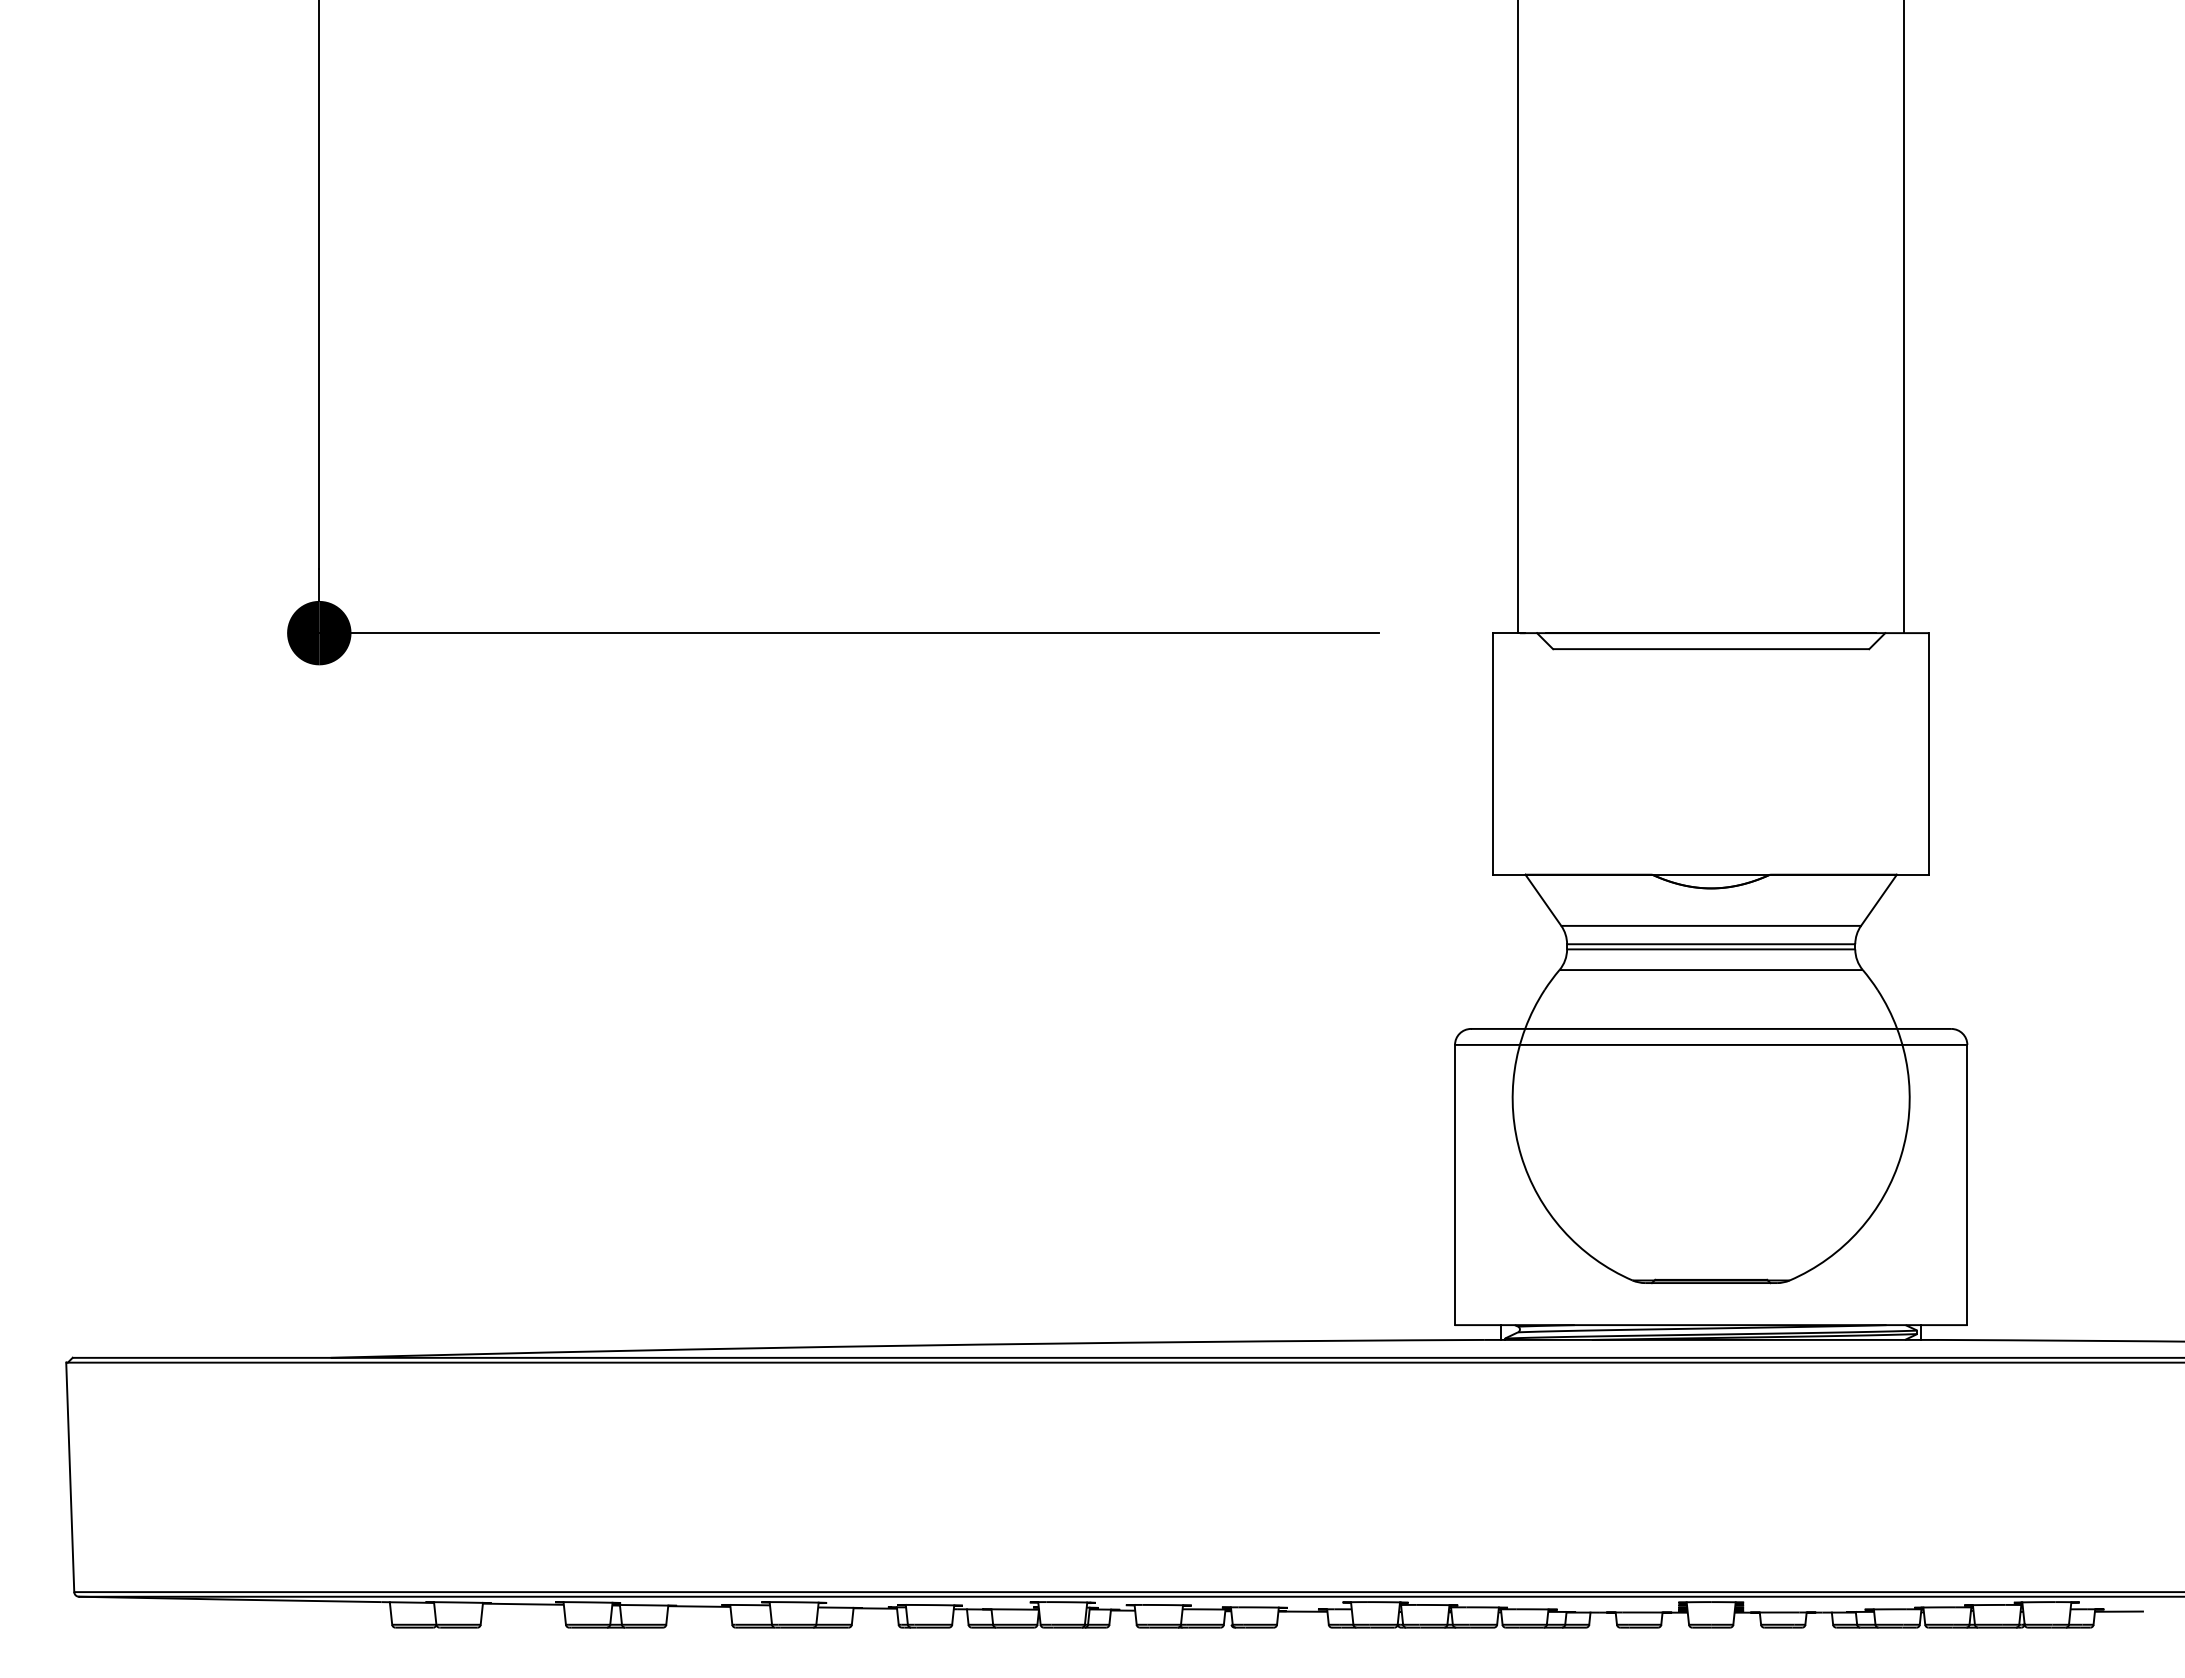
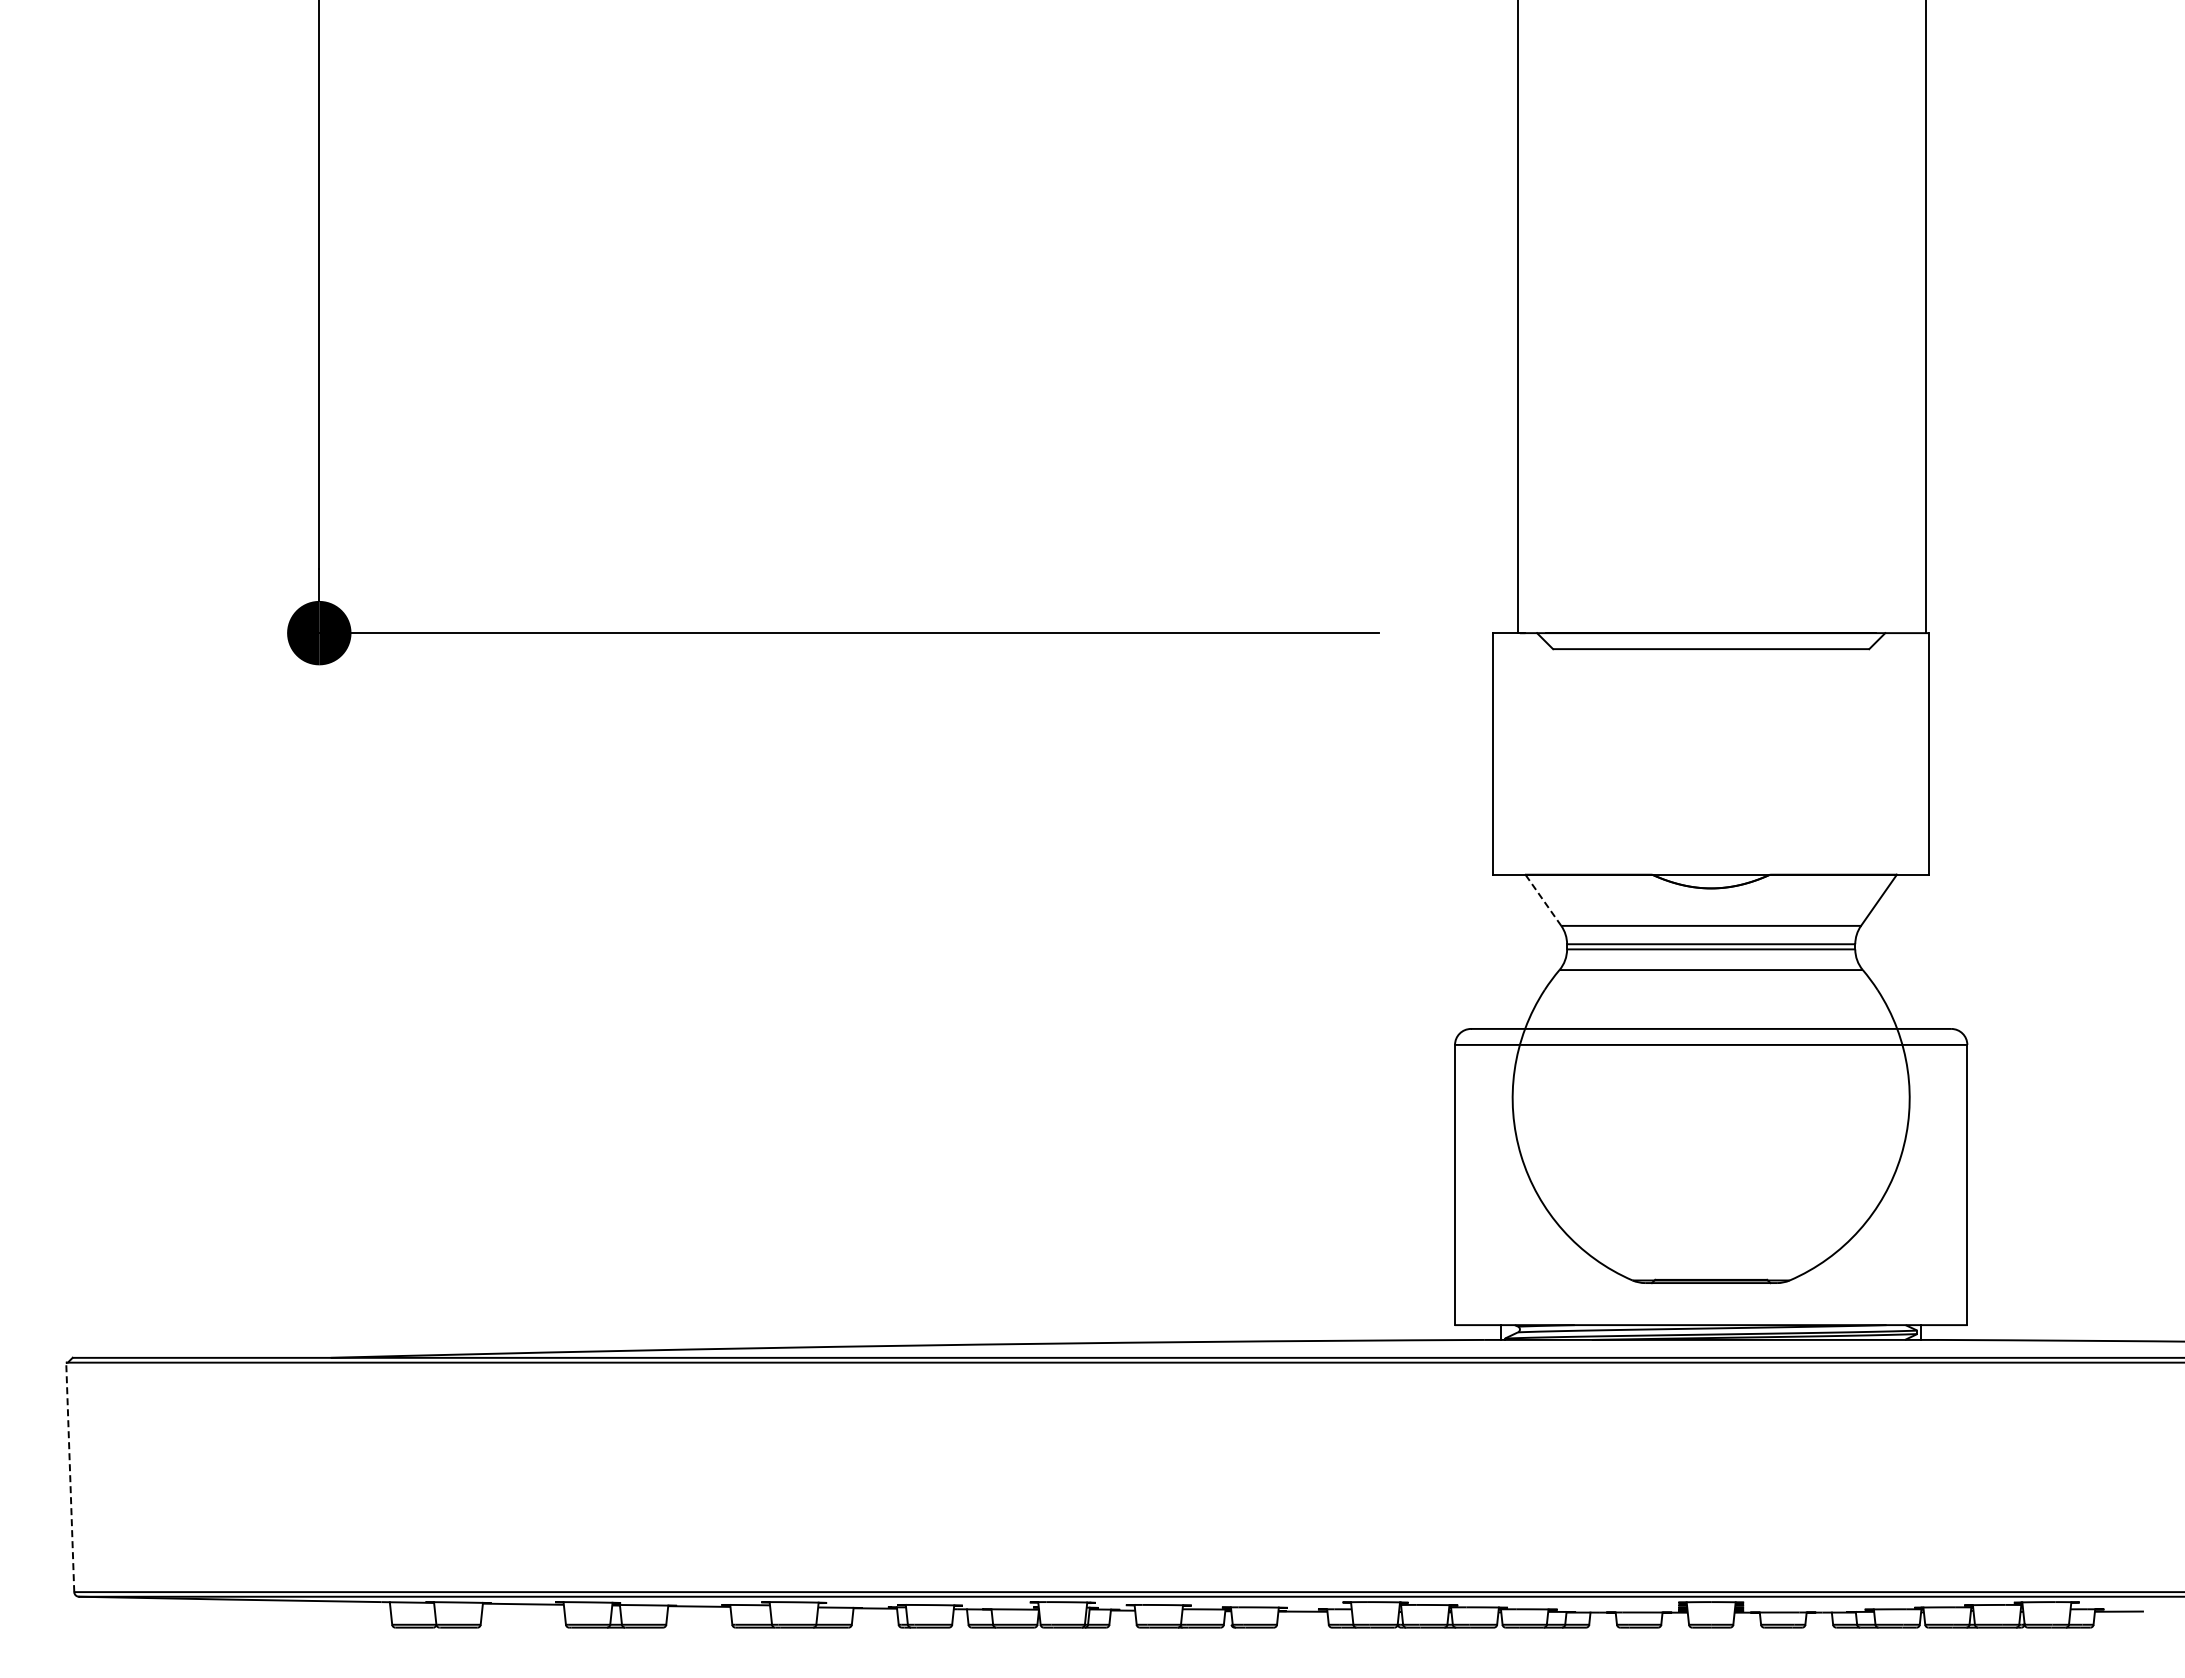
line position: (1904, 317) -> (1926, 317) (1926, 317)
line: solid -> dashed (1543, 899)
line: solid -> dashed (70, 1477)
